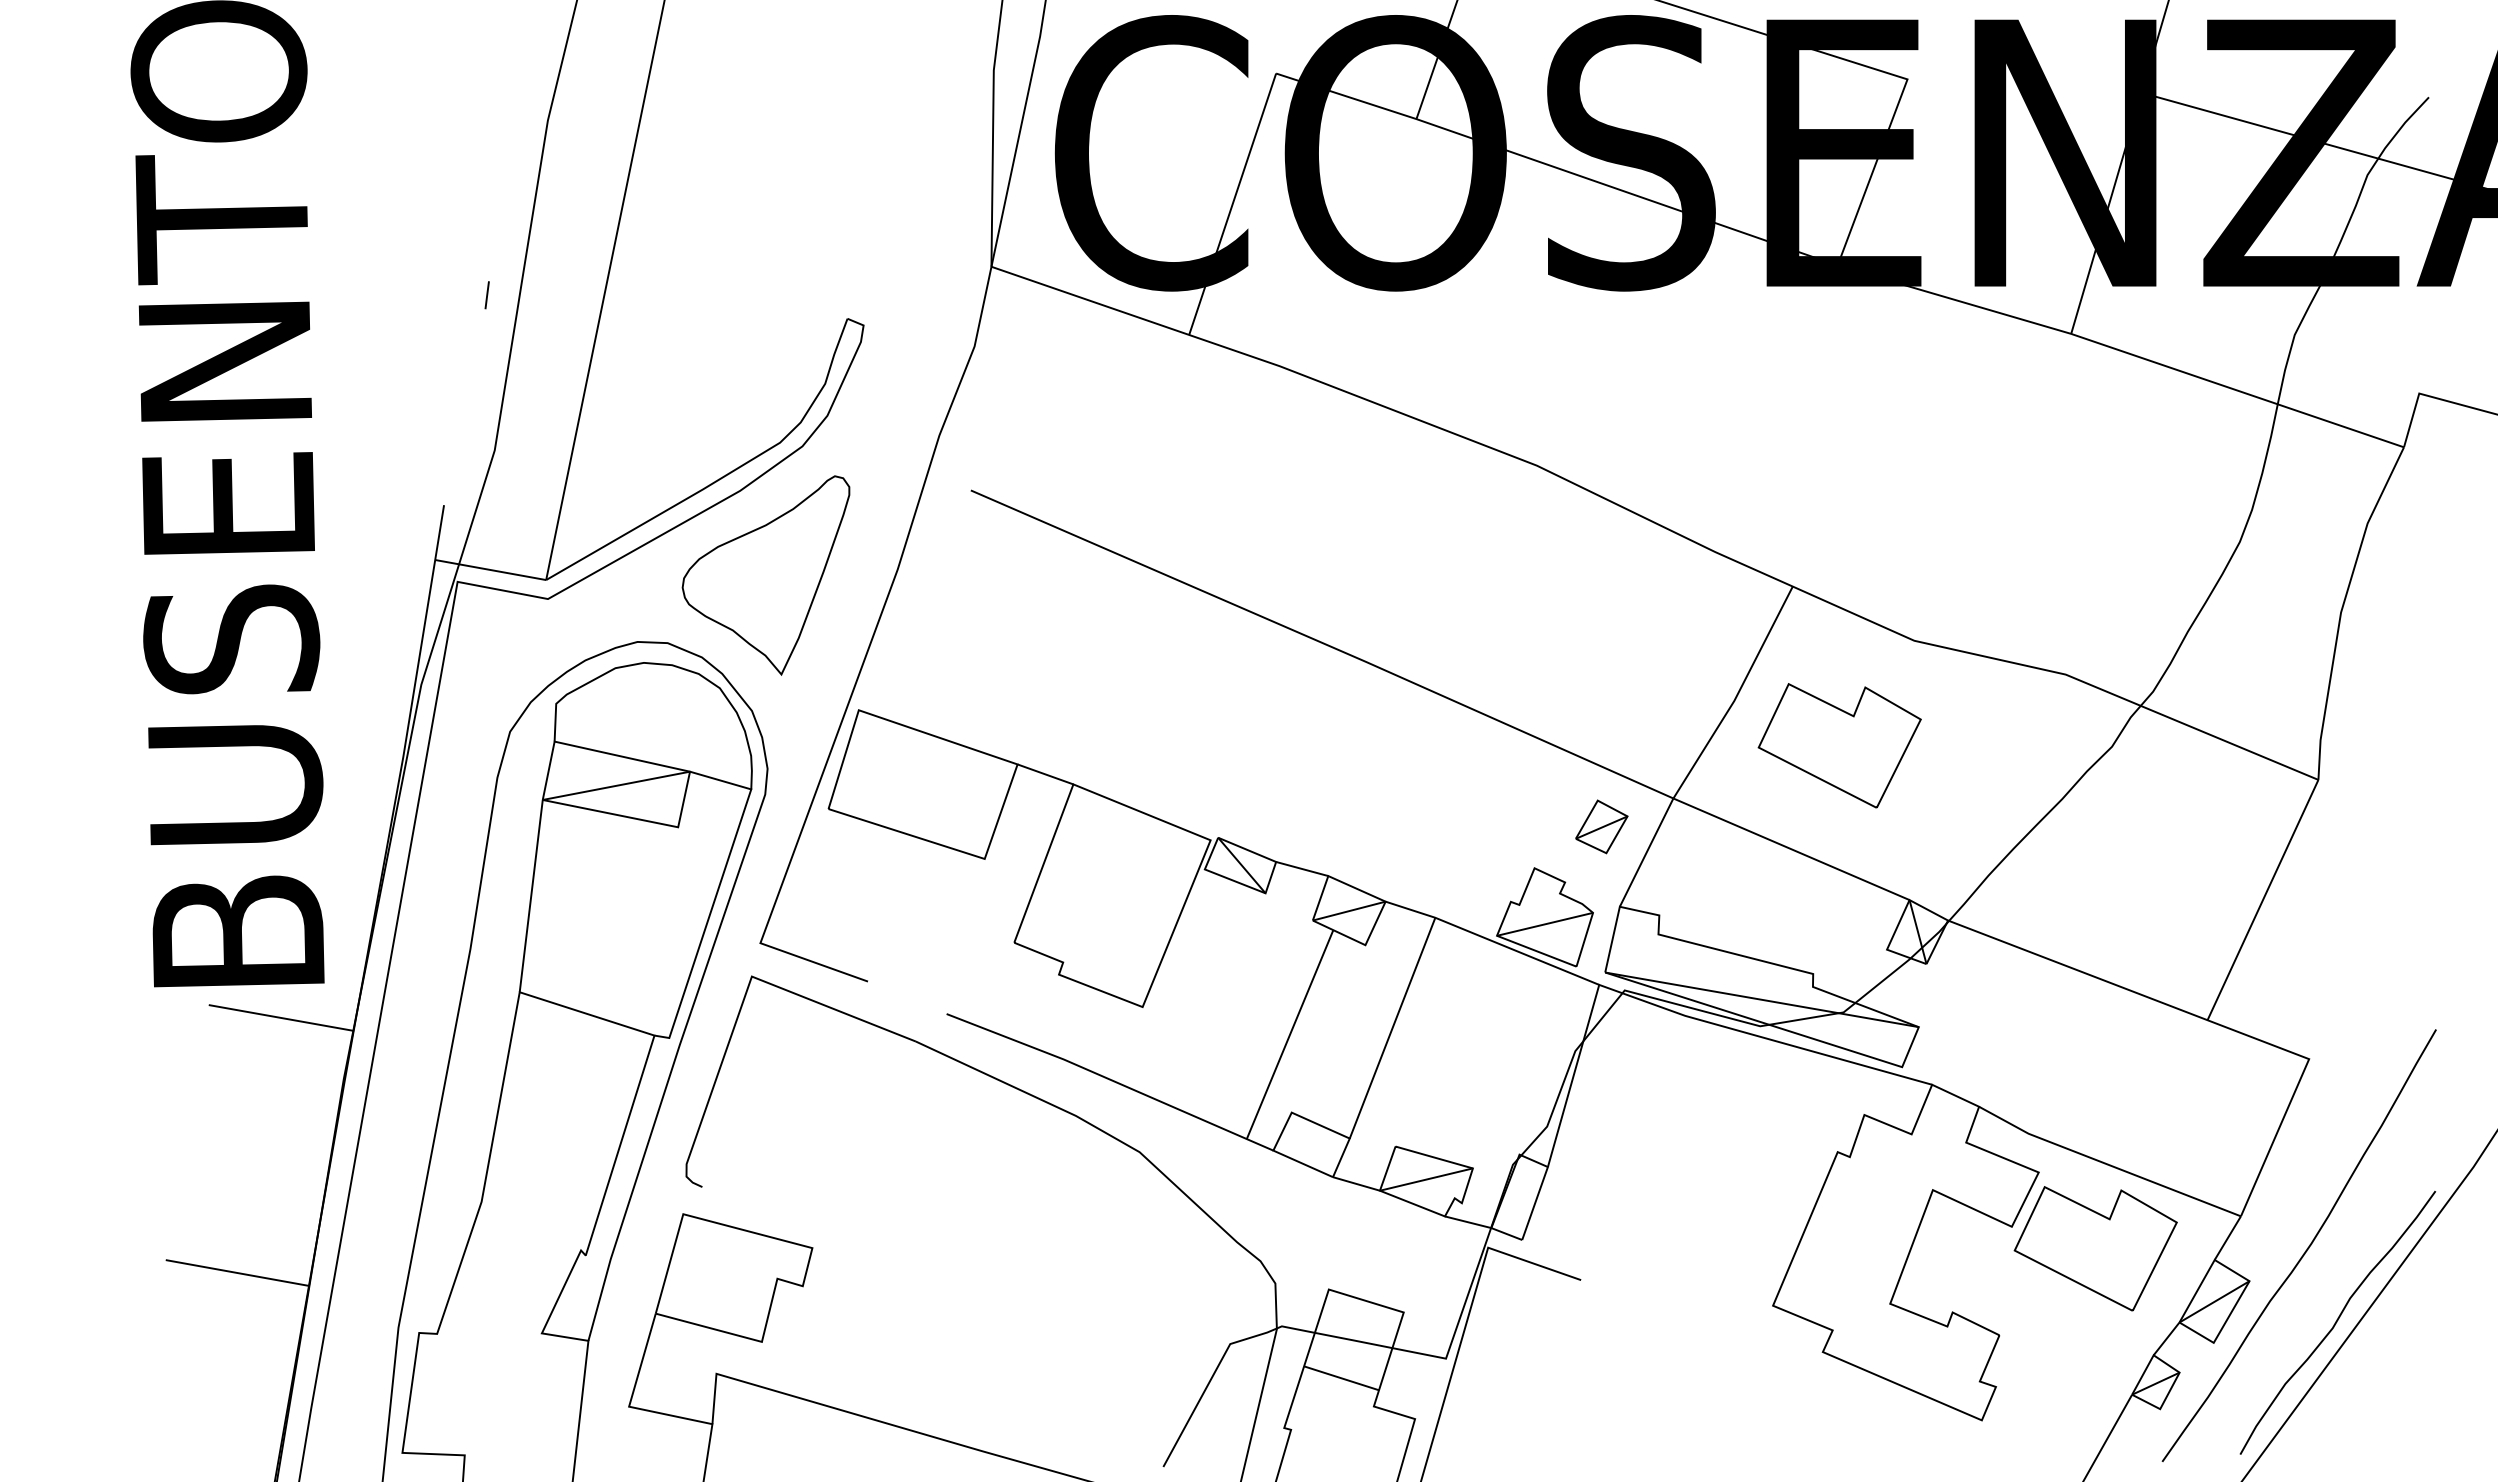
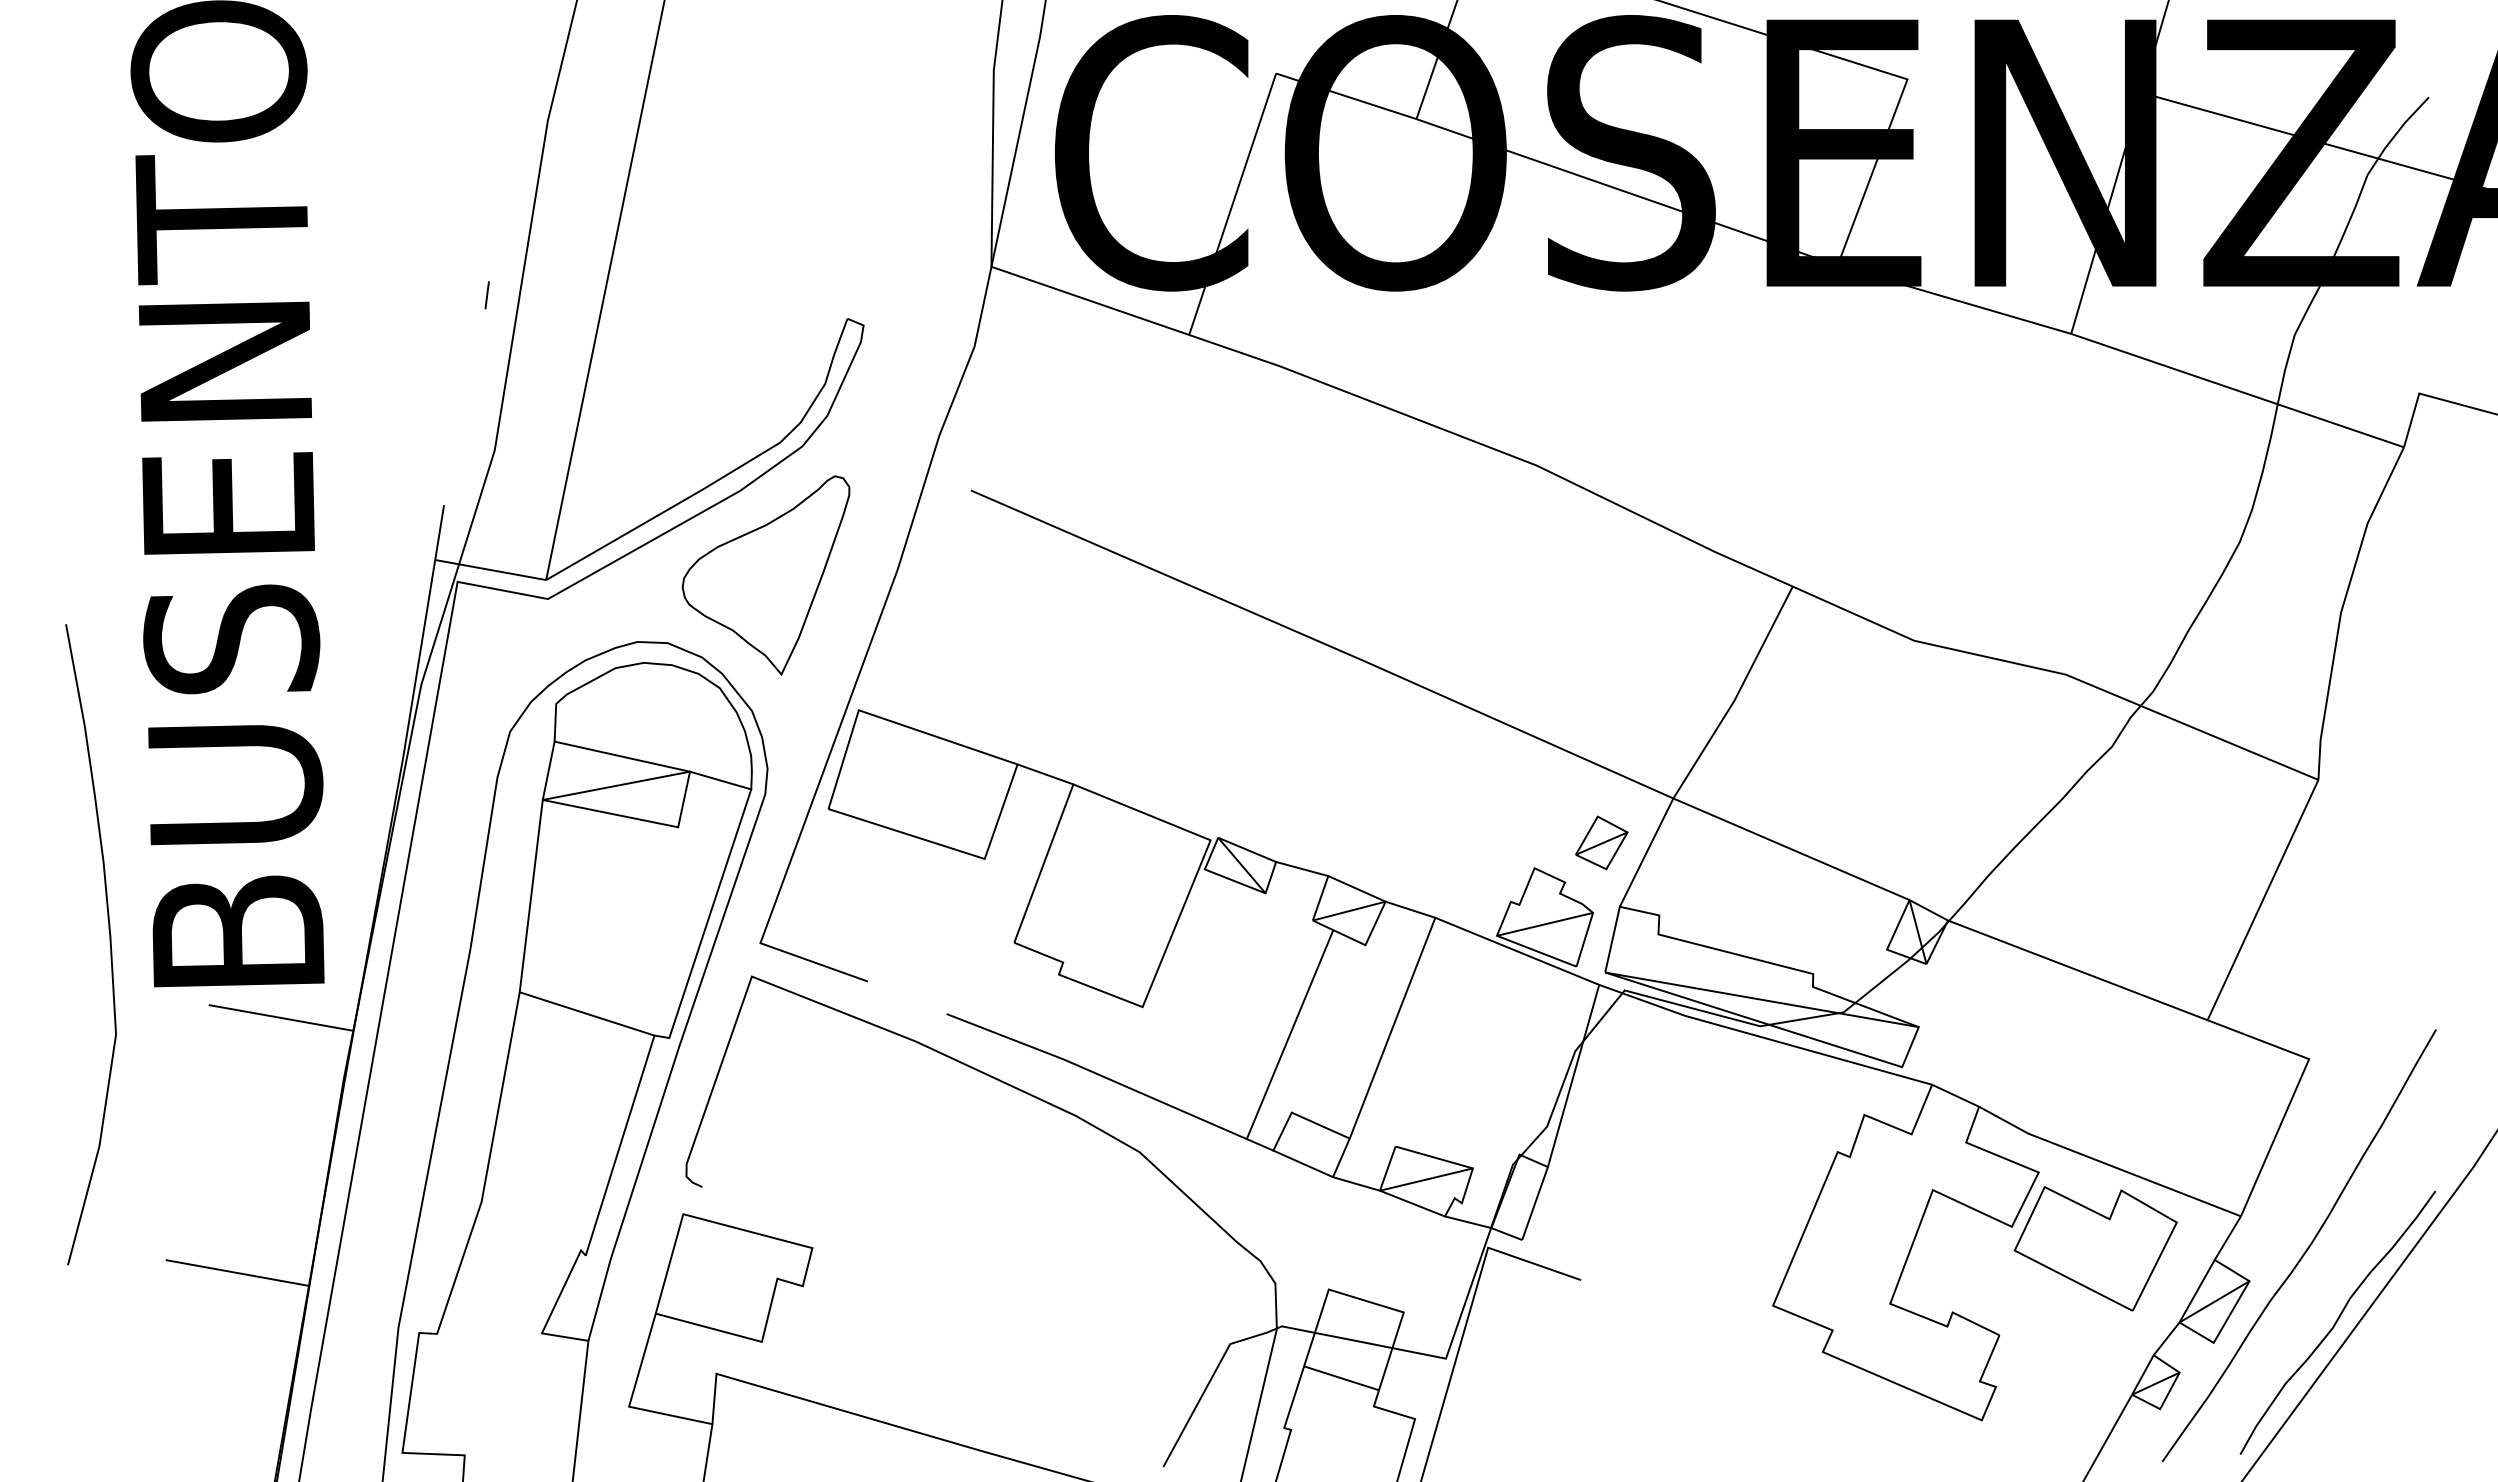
part: present -> none (1839, 745)
part position: (1601, 826) -> (1601, 842) (1601, 842)
curve: none -> present (109, 943)
